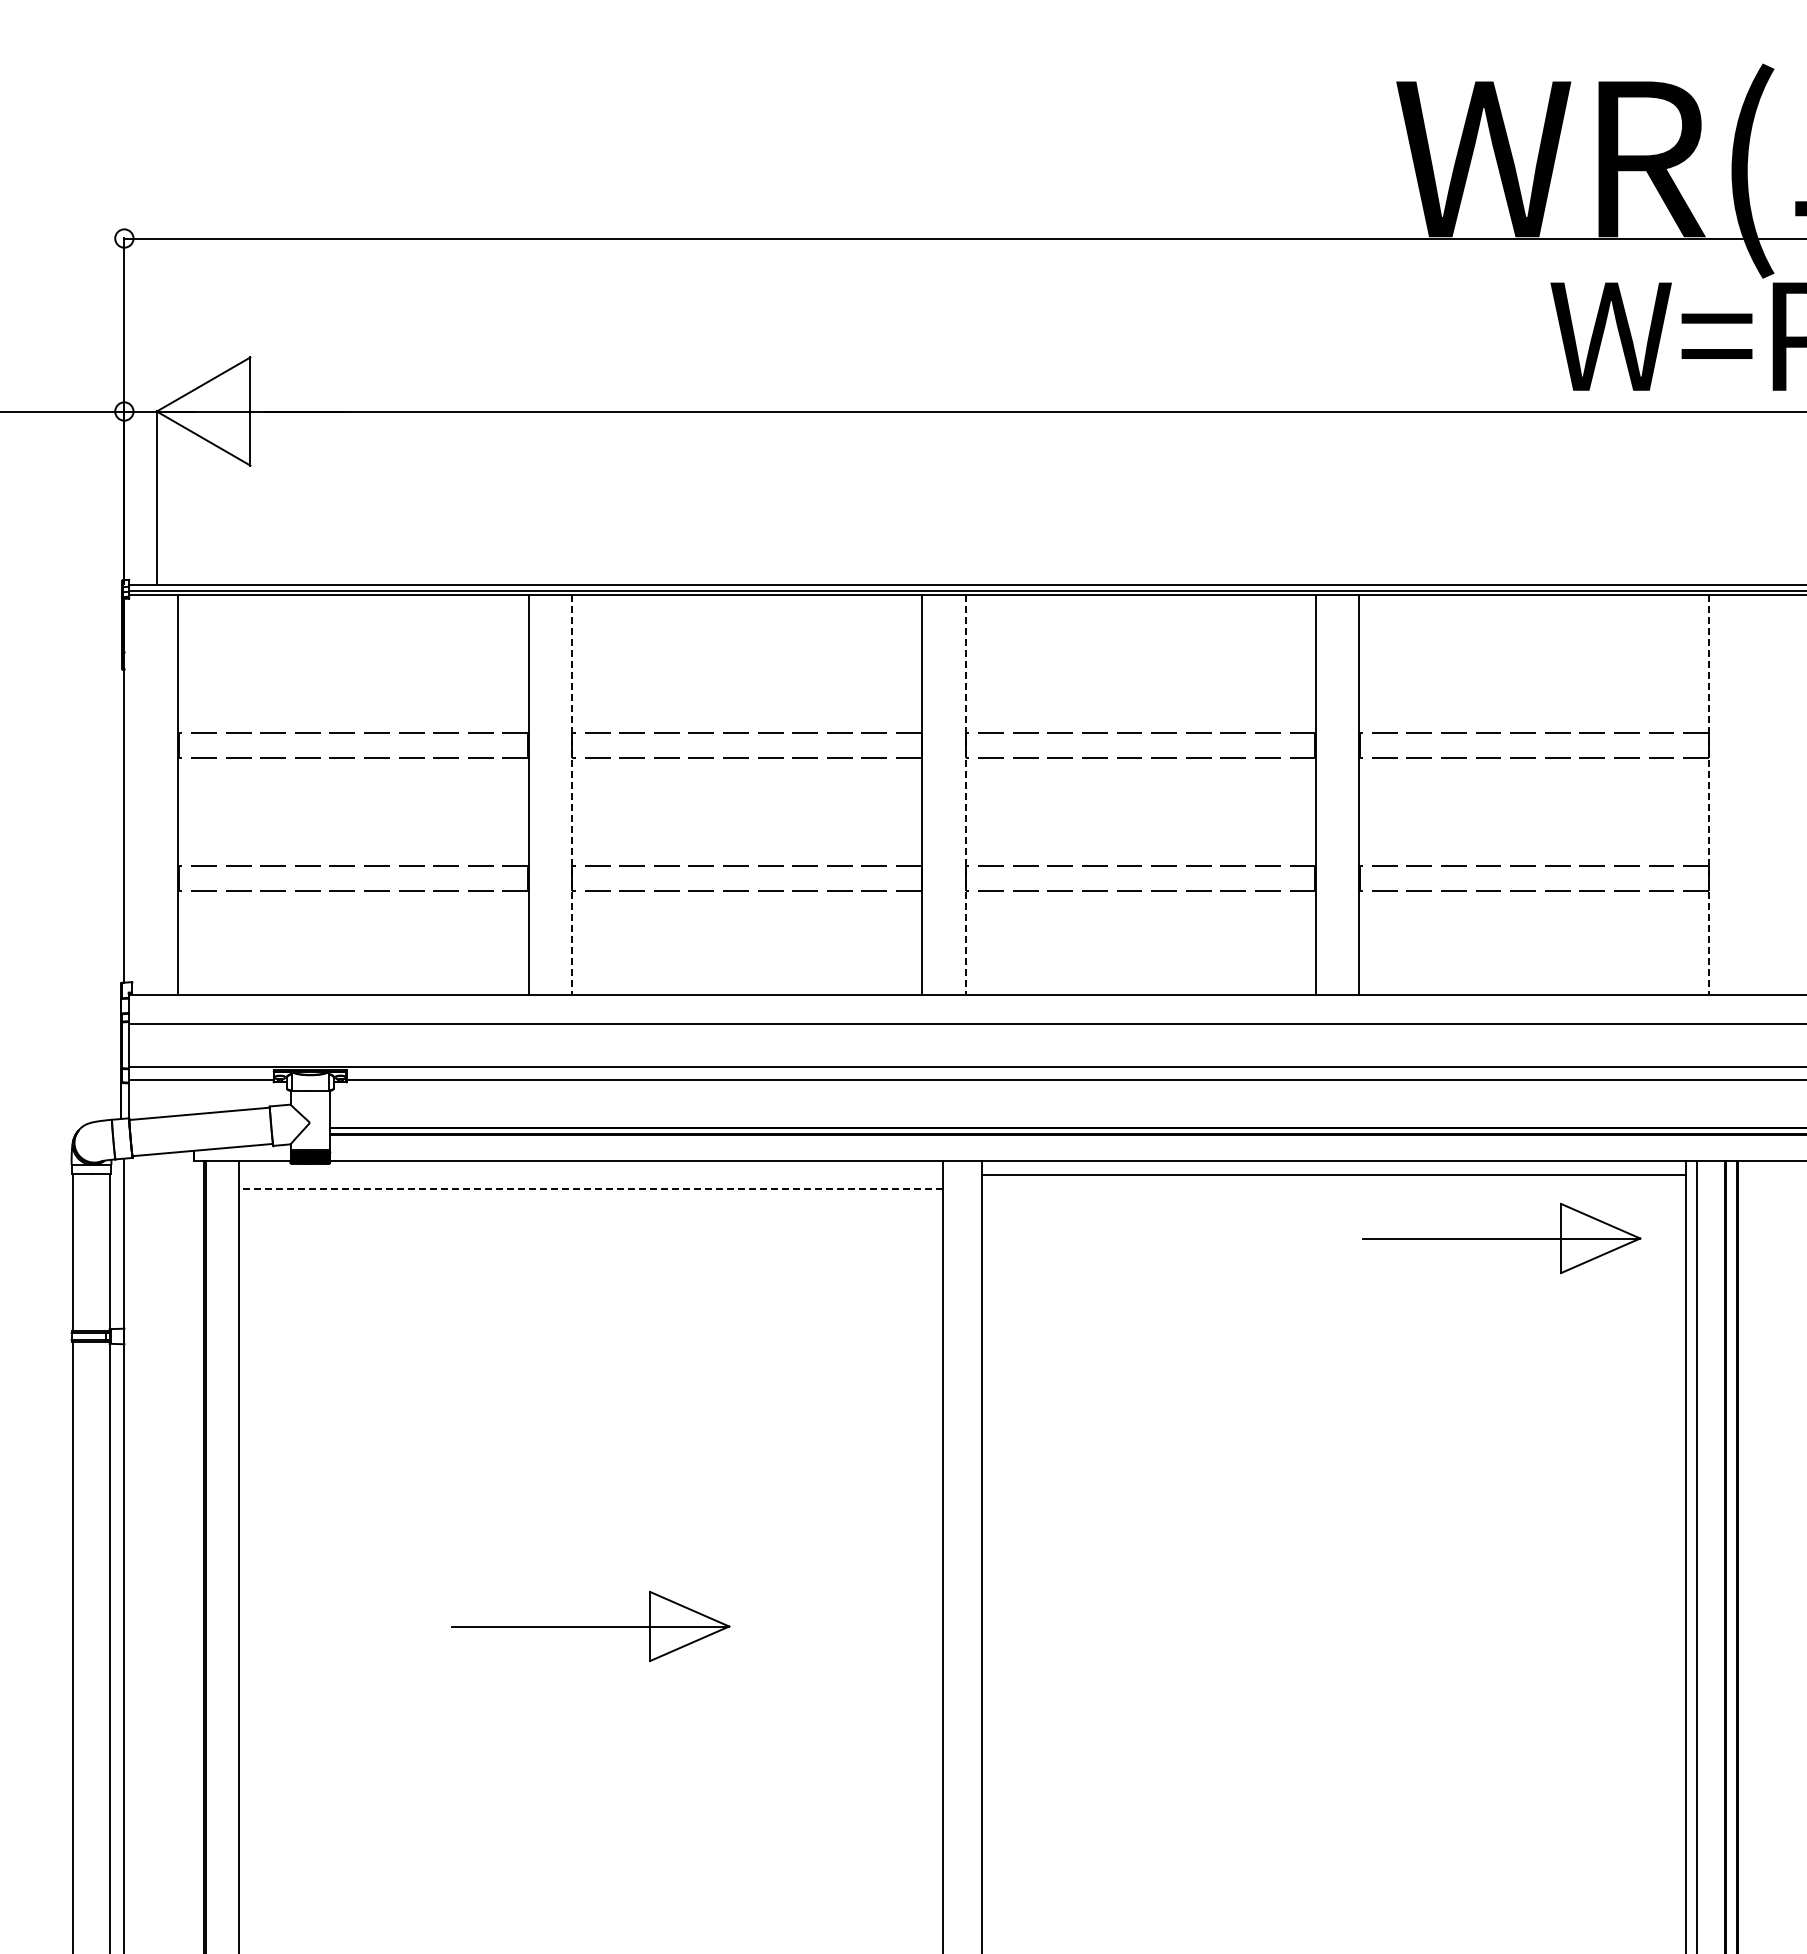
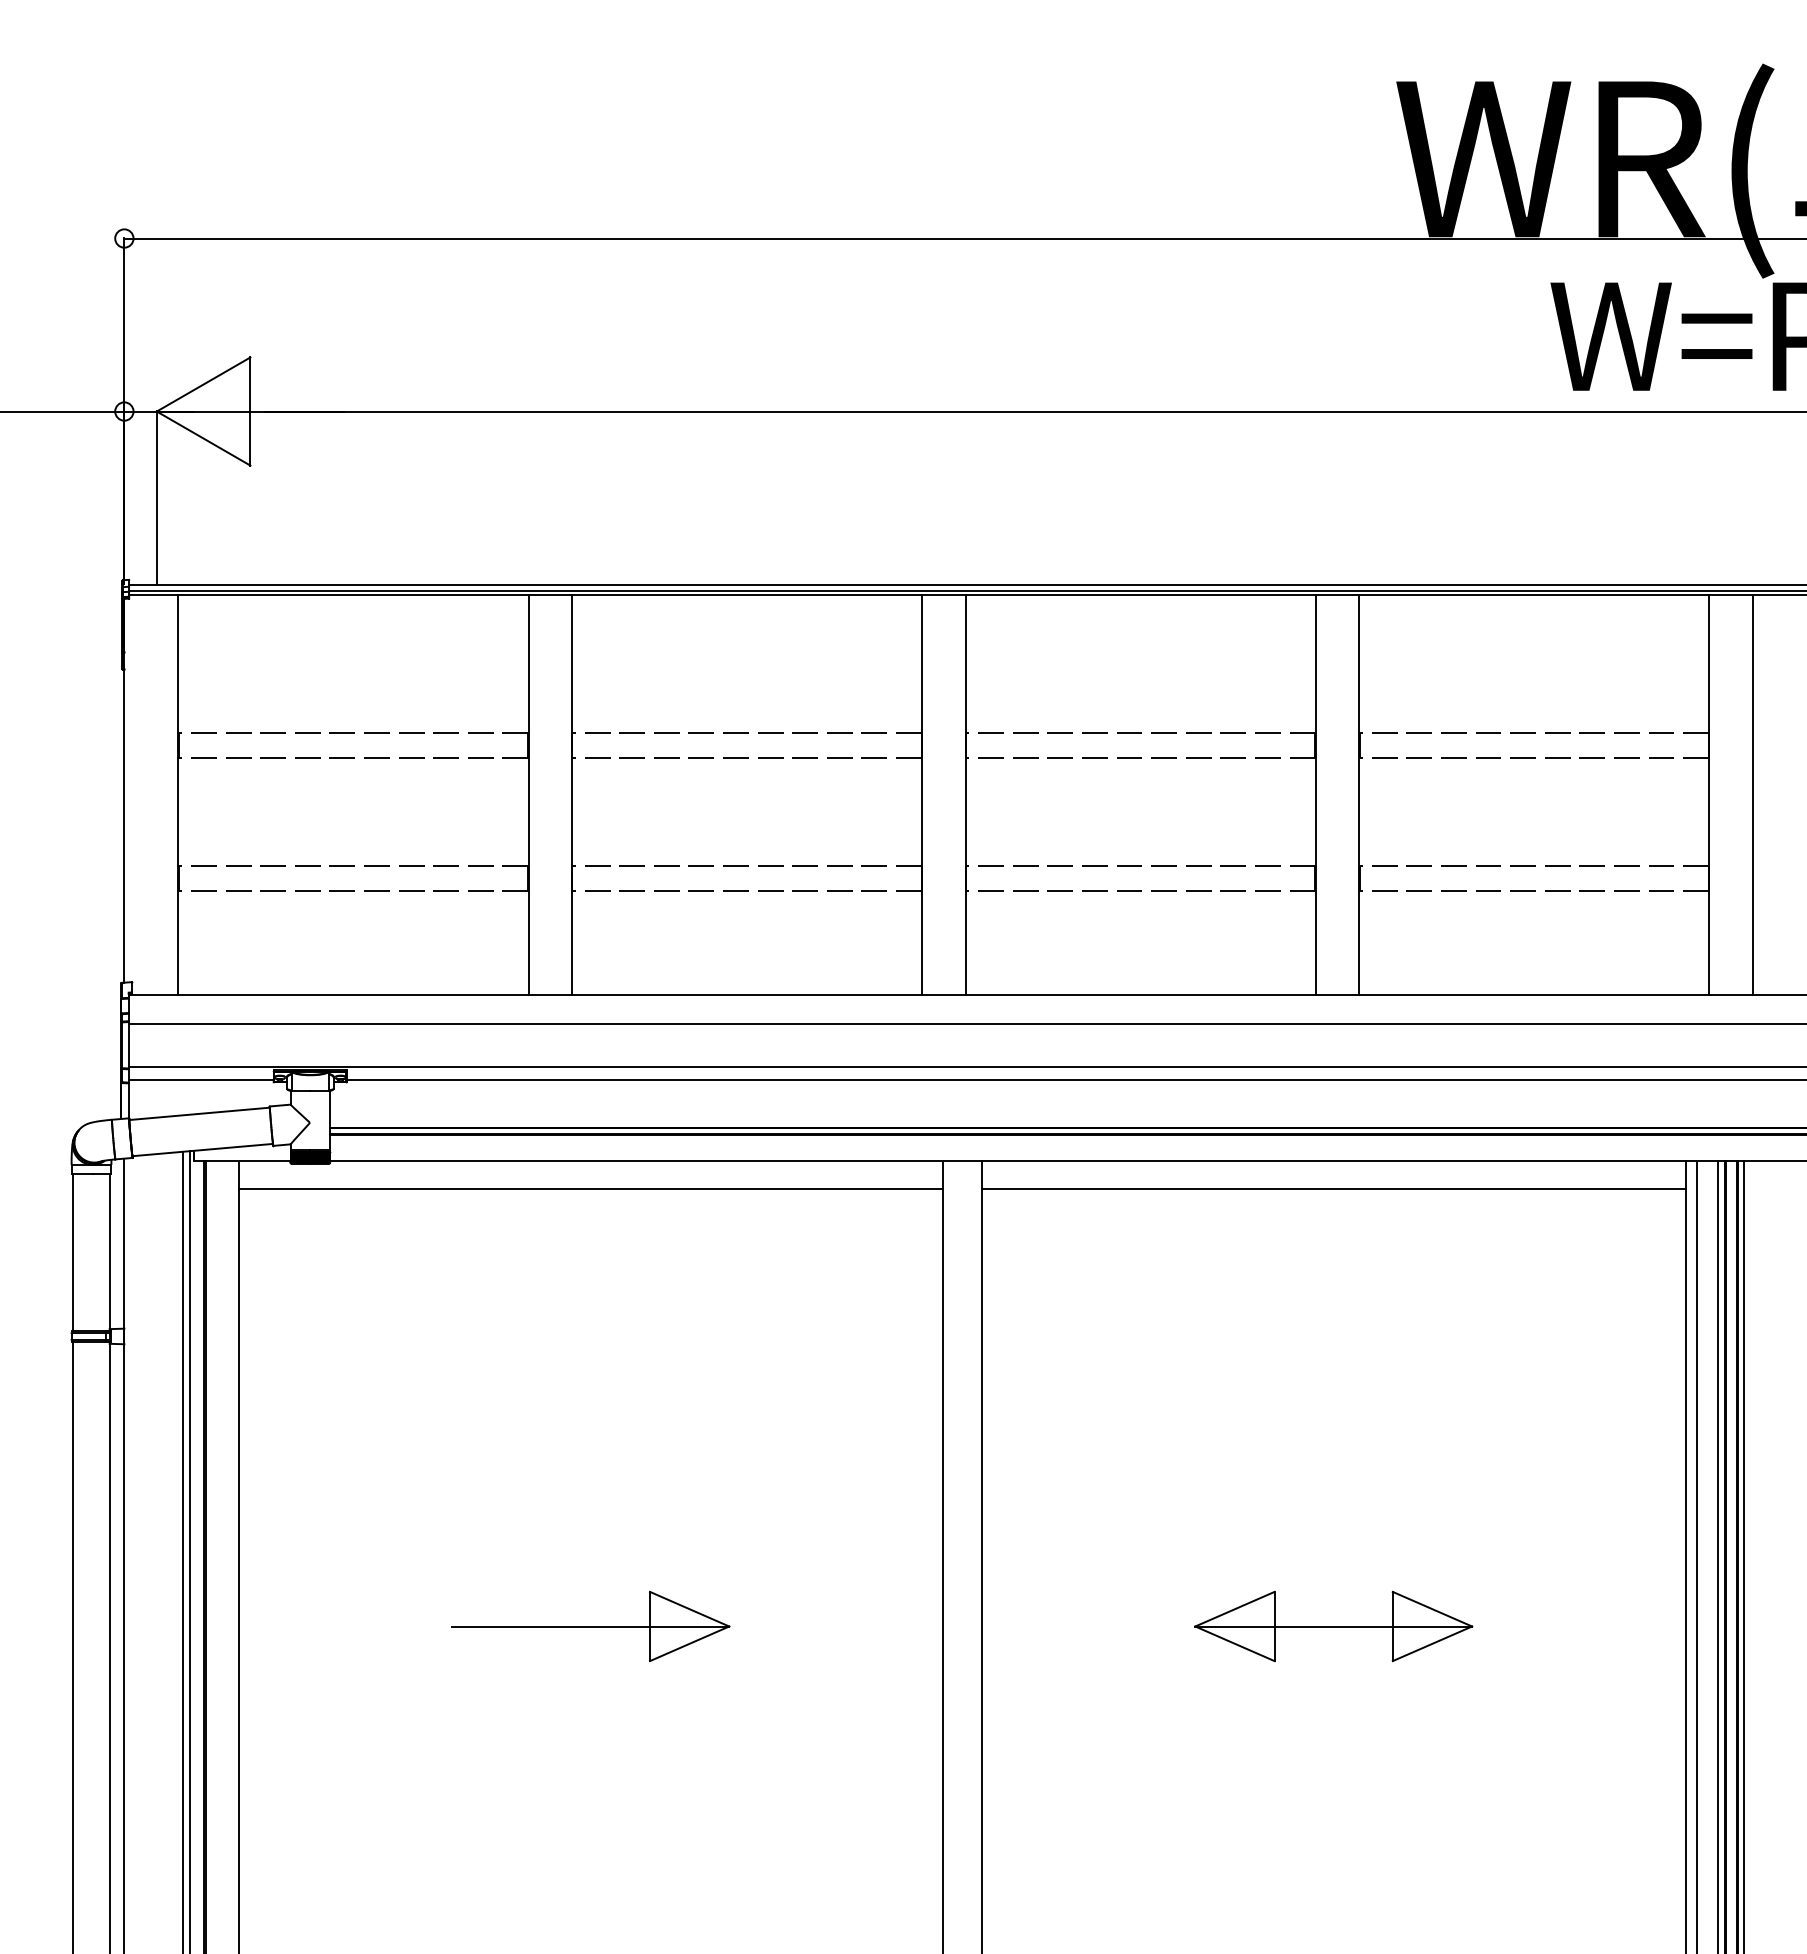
line: dashed -> solid (572, 795)
line: dashed -> solid (965, 795)
line: dashed -> solid (1709, 795)
line: none -> present (1752, 795)
line position: (1333, 1174) -> (1333, 1188) (1333, 1188)
line: dashed -> solid (590, 1188)
part: present -> none (1501, 1238)
line: none -> present (182, 1550)
line: none -> present (190, 1550)
line: none -> present (1718, 1555)
line: none -> present (1743, 1555)
part: none -> present (1333, 1626)
